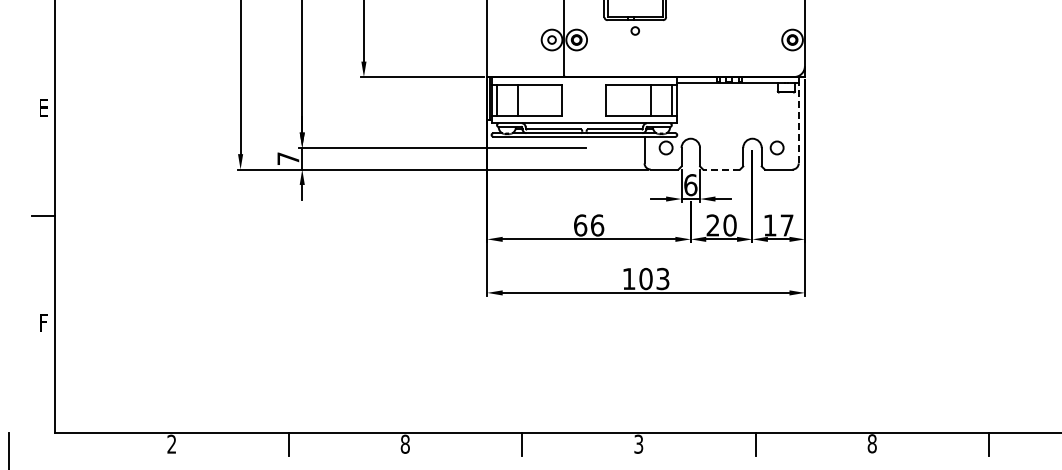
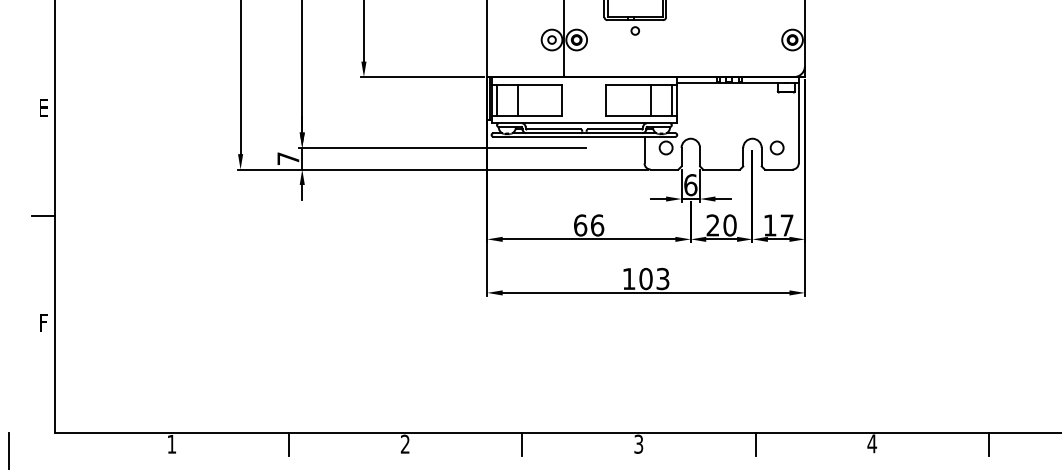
line: dashed -> solid (798, 122)
line: dashed -> solid (721, 169)
text: 2 -> 1 (171, 443)
text: 8 -> 2 (404, 443)
text: 8 -> 4 (872, 443)
